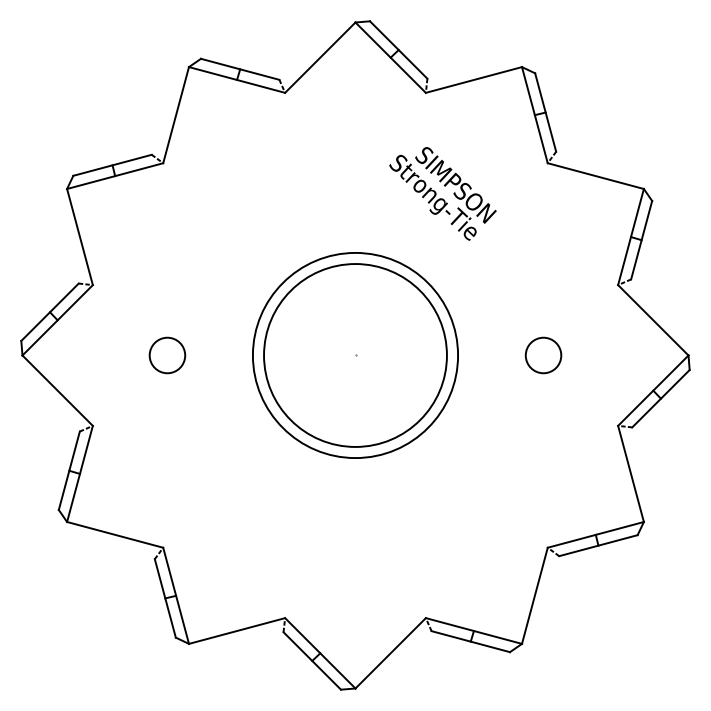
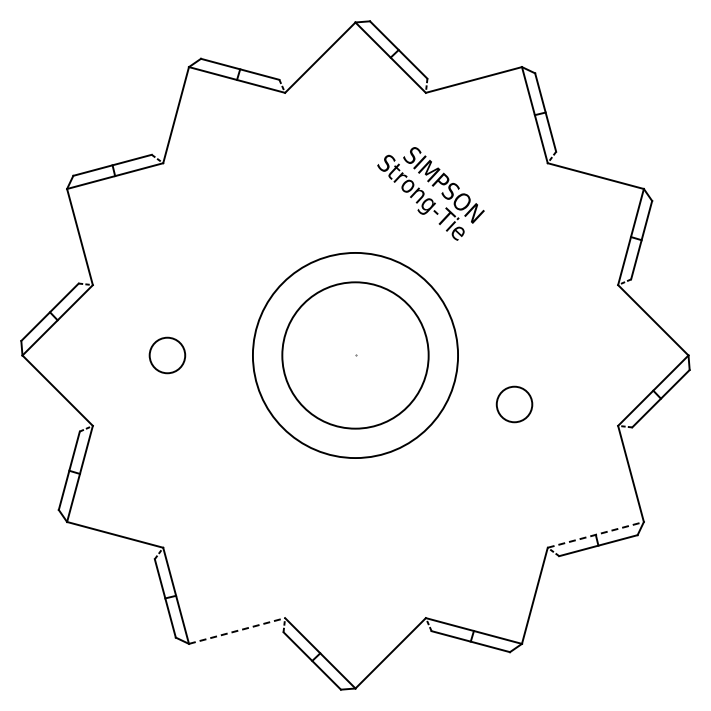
text position: (442, 193) -> (430, 193) (430, 193)
circle diameter: 183 px -> 146 px (355, 355)
circle position: (543, 355) -> (514, 404) (514, 404)
line: solid -> dashed (595, 534)
line: solid -> dashed (237, 631)
